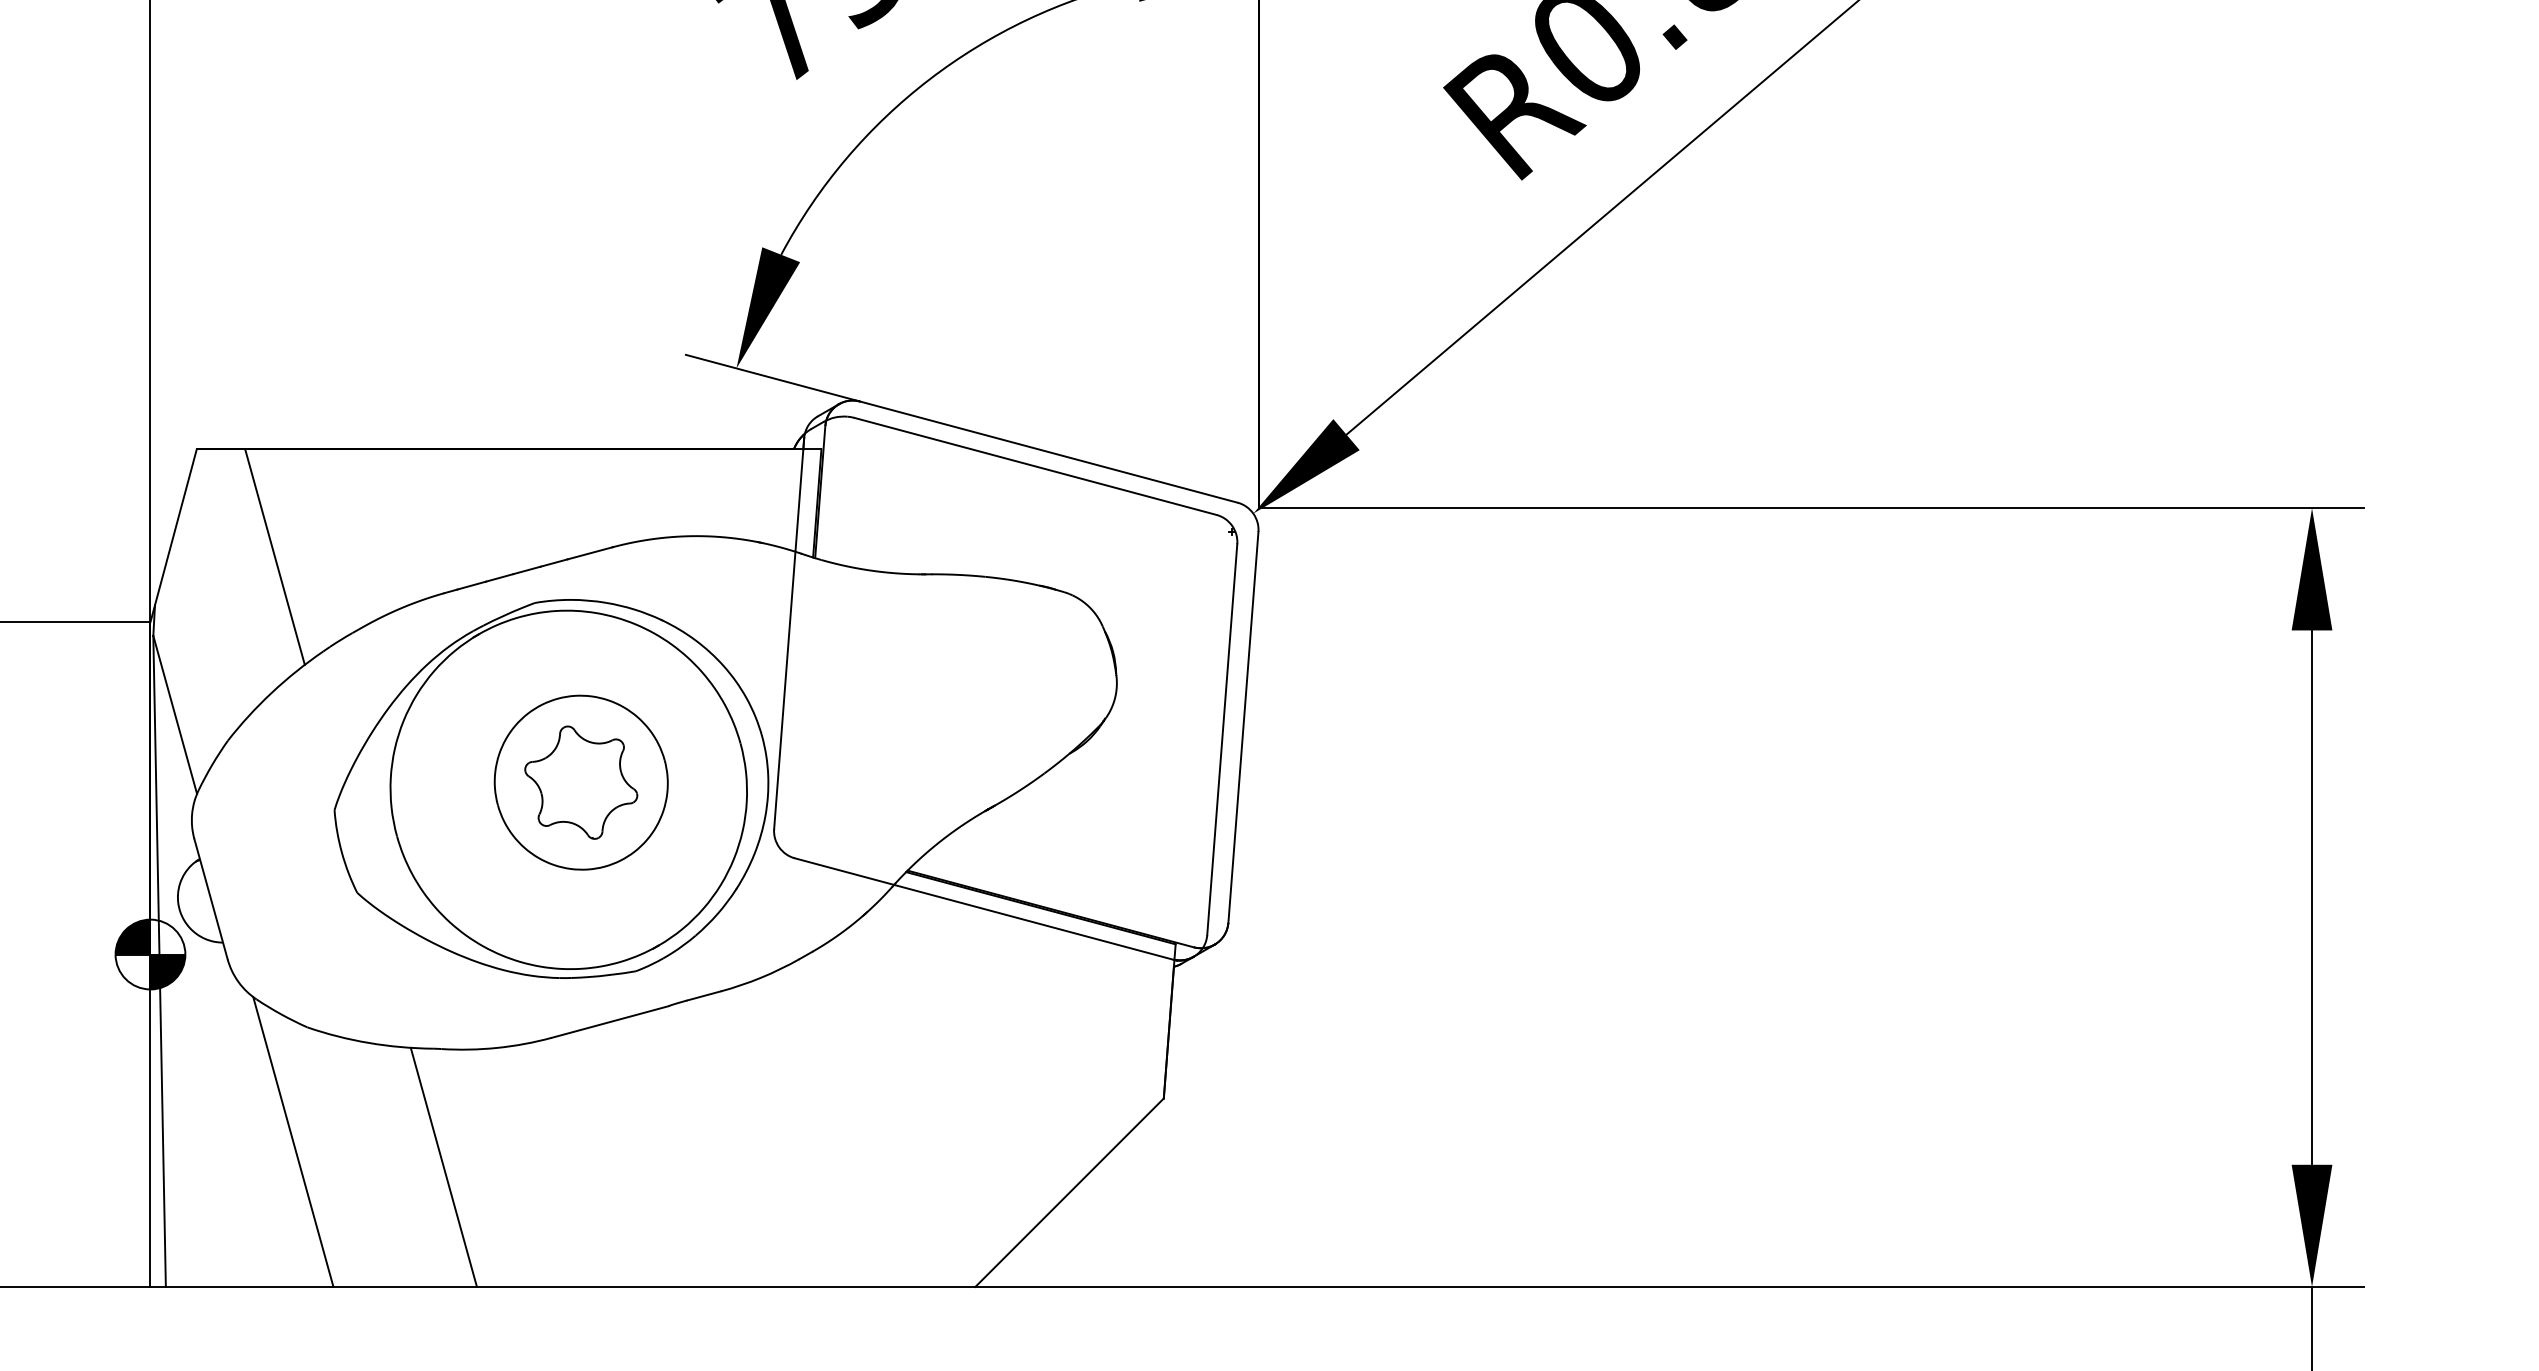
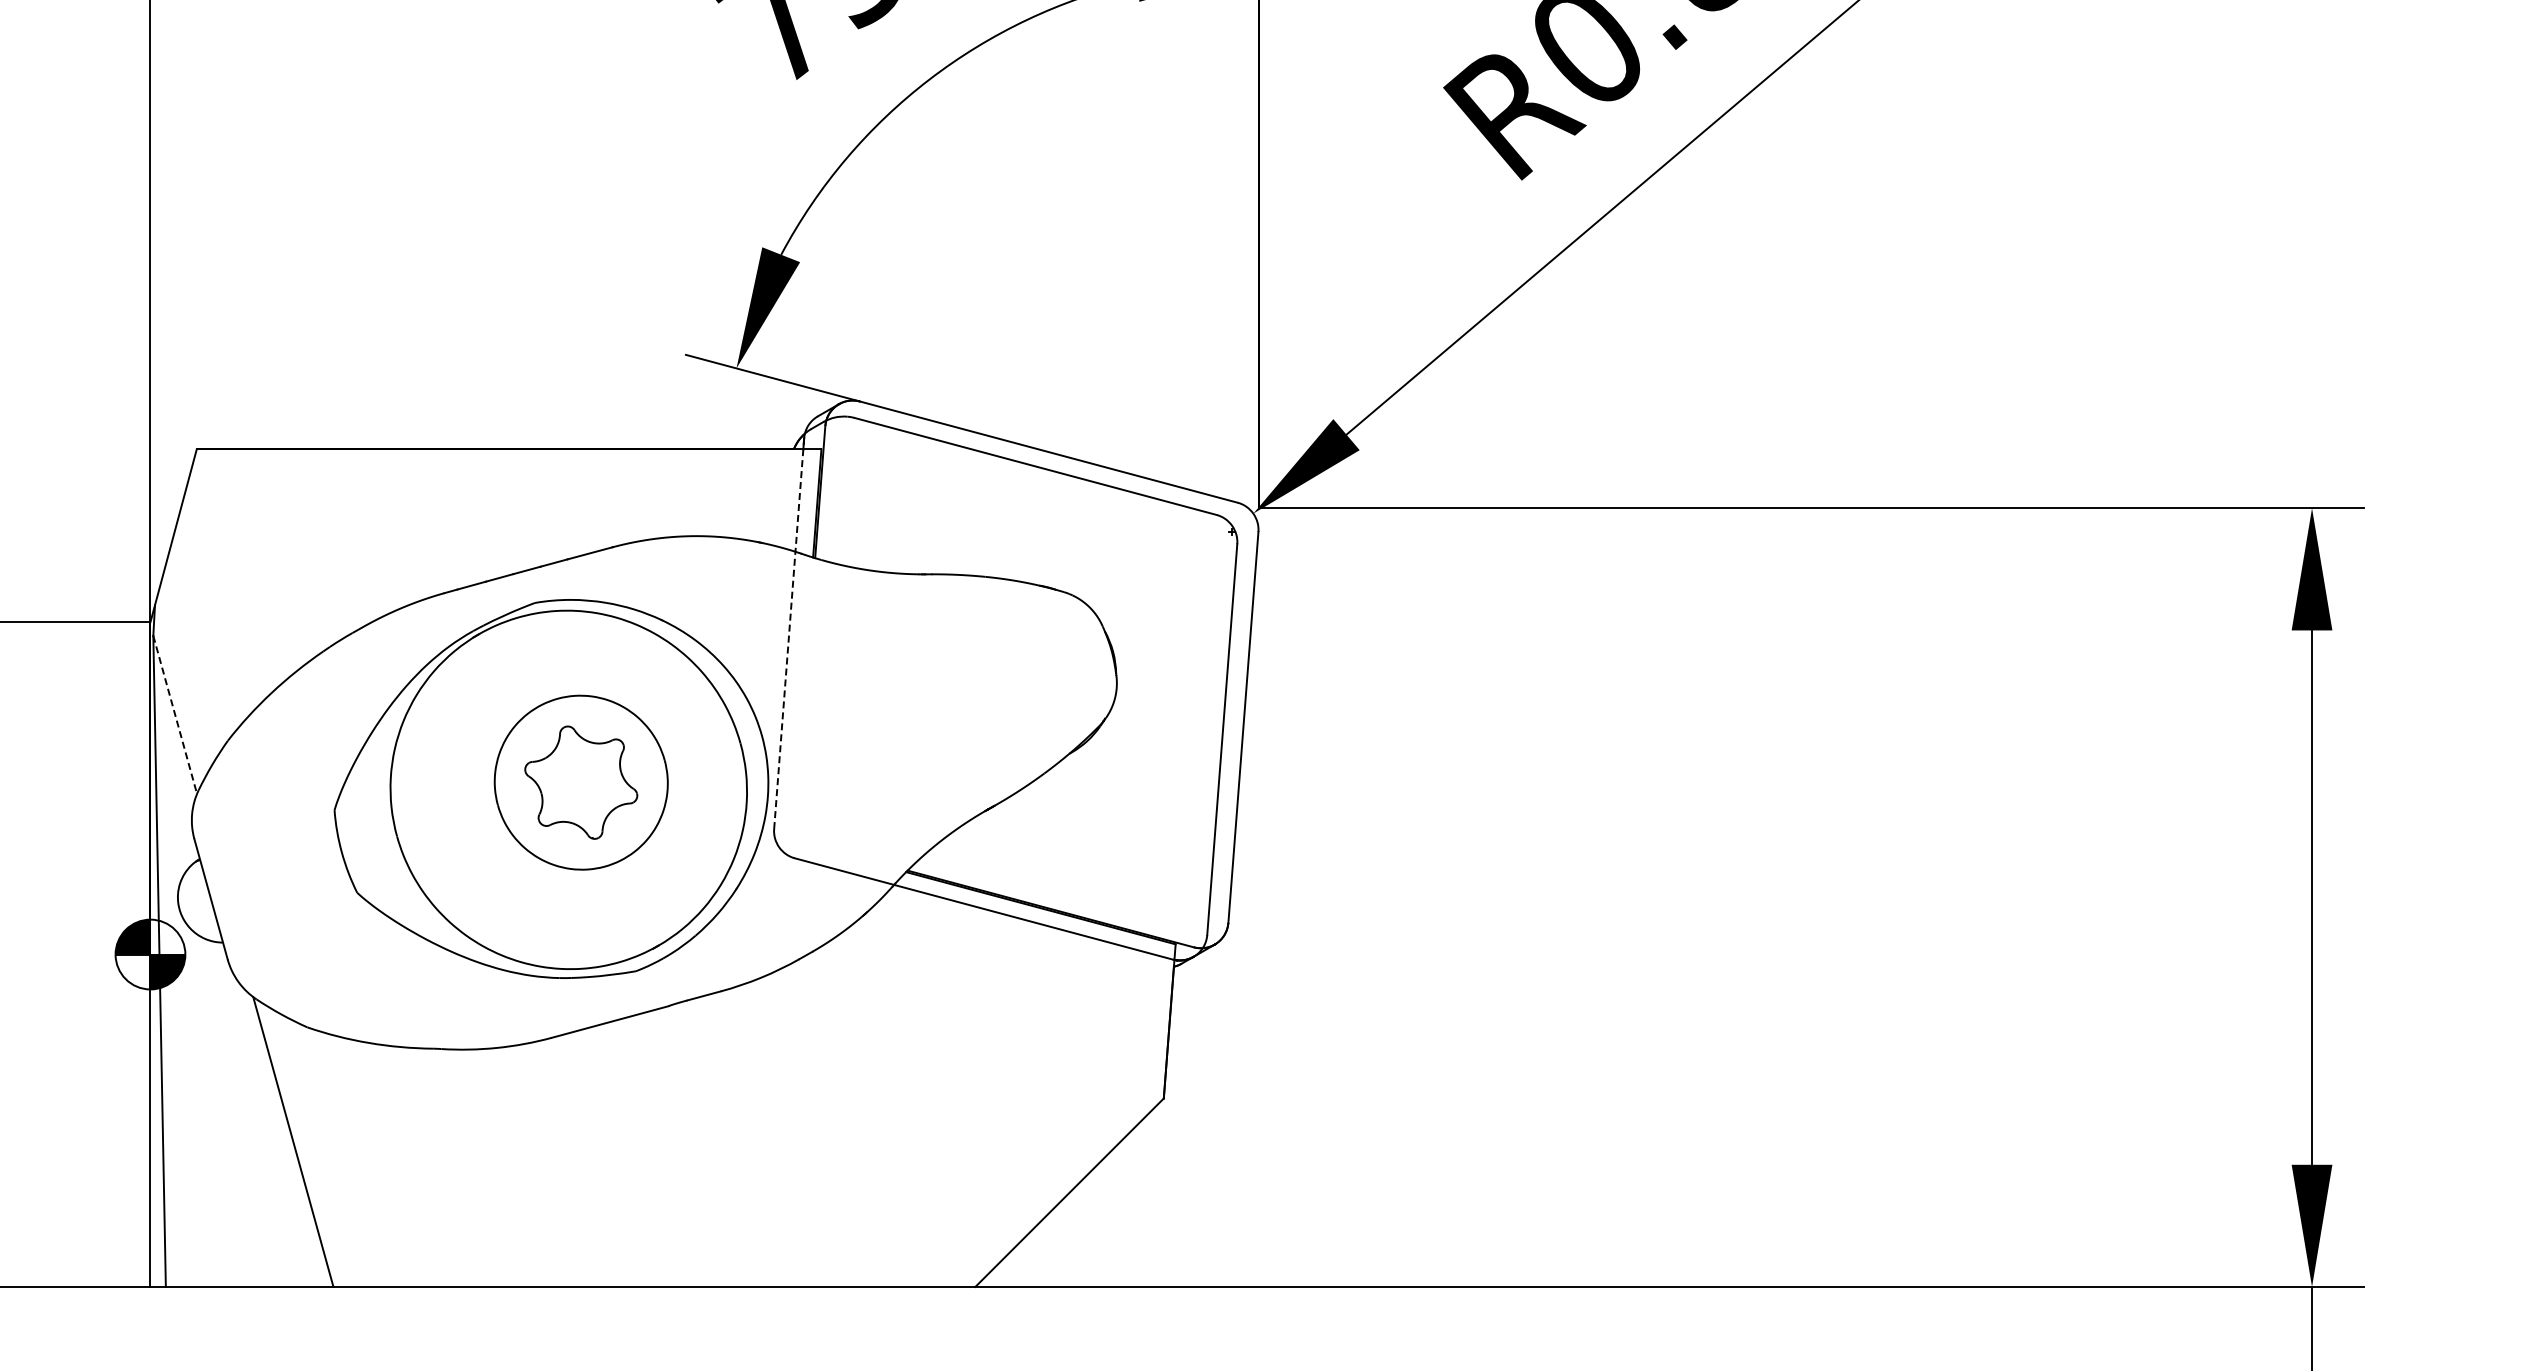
line: present -> none (274, 556)
line: solid -> dashed (789, 633)
line: solid -> dashed (175, 714)
line: present -> none (443, 1166)
